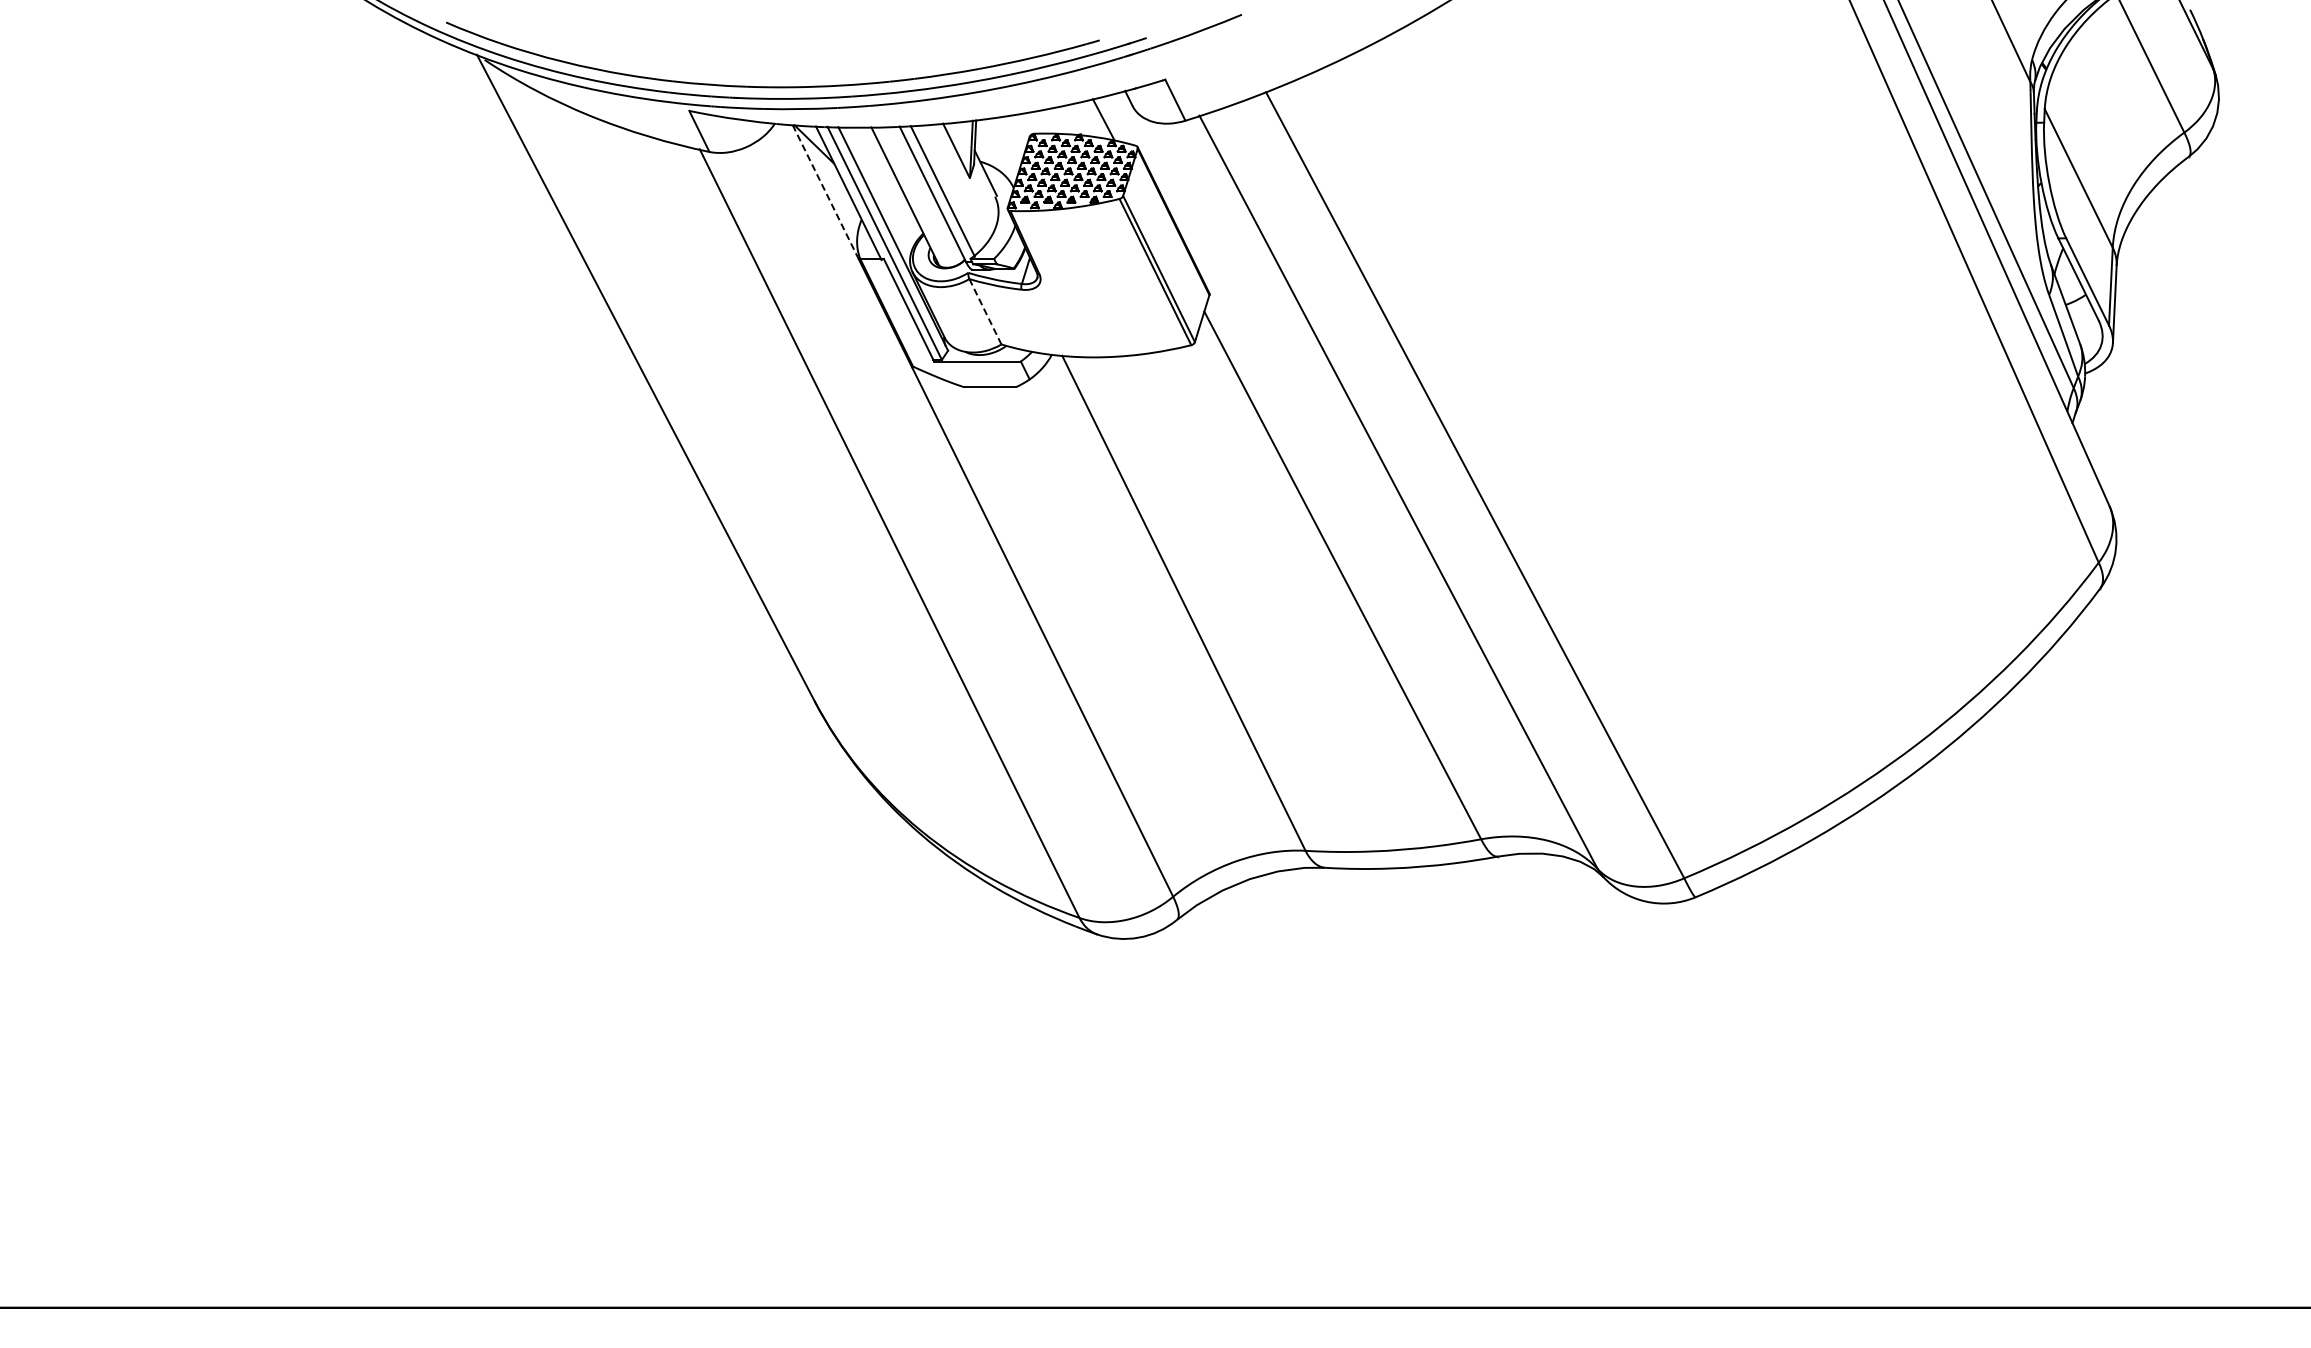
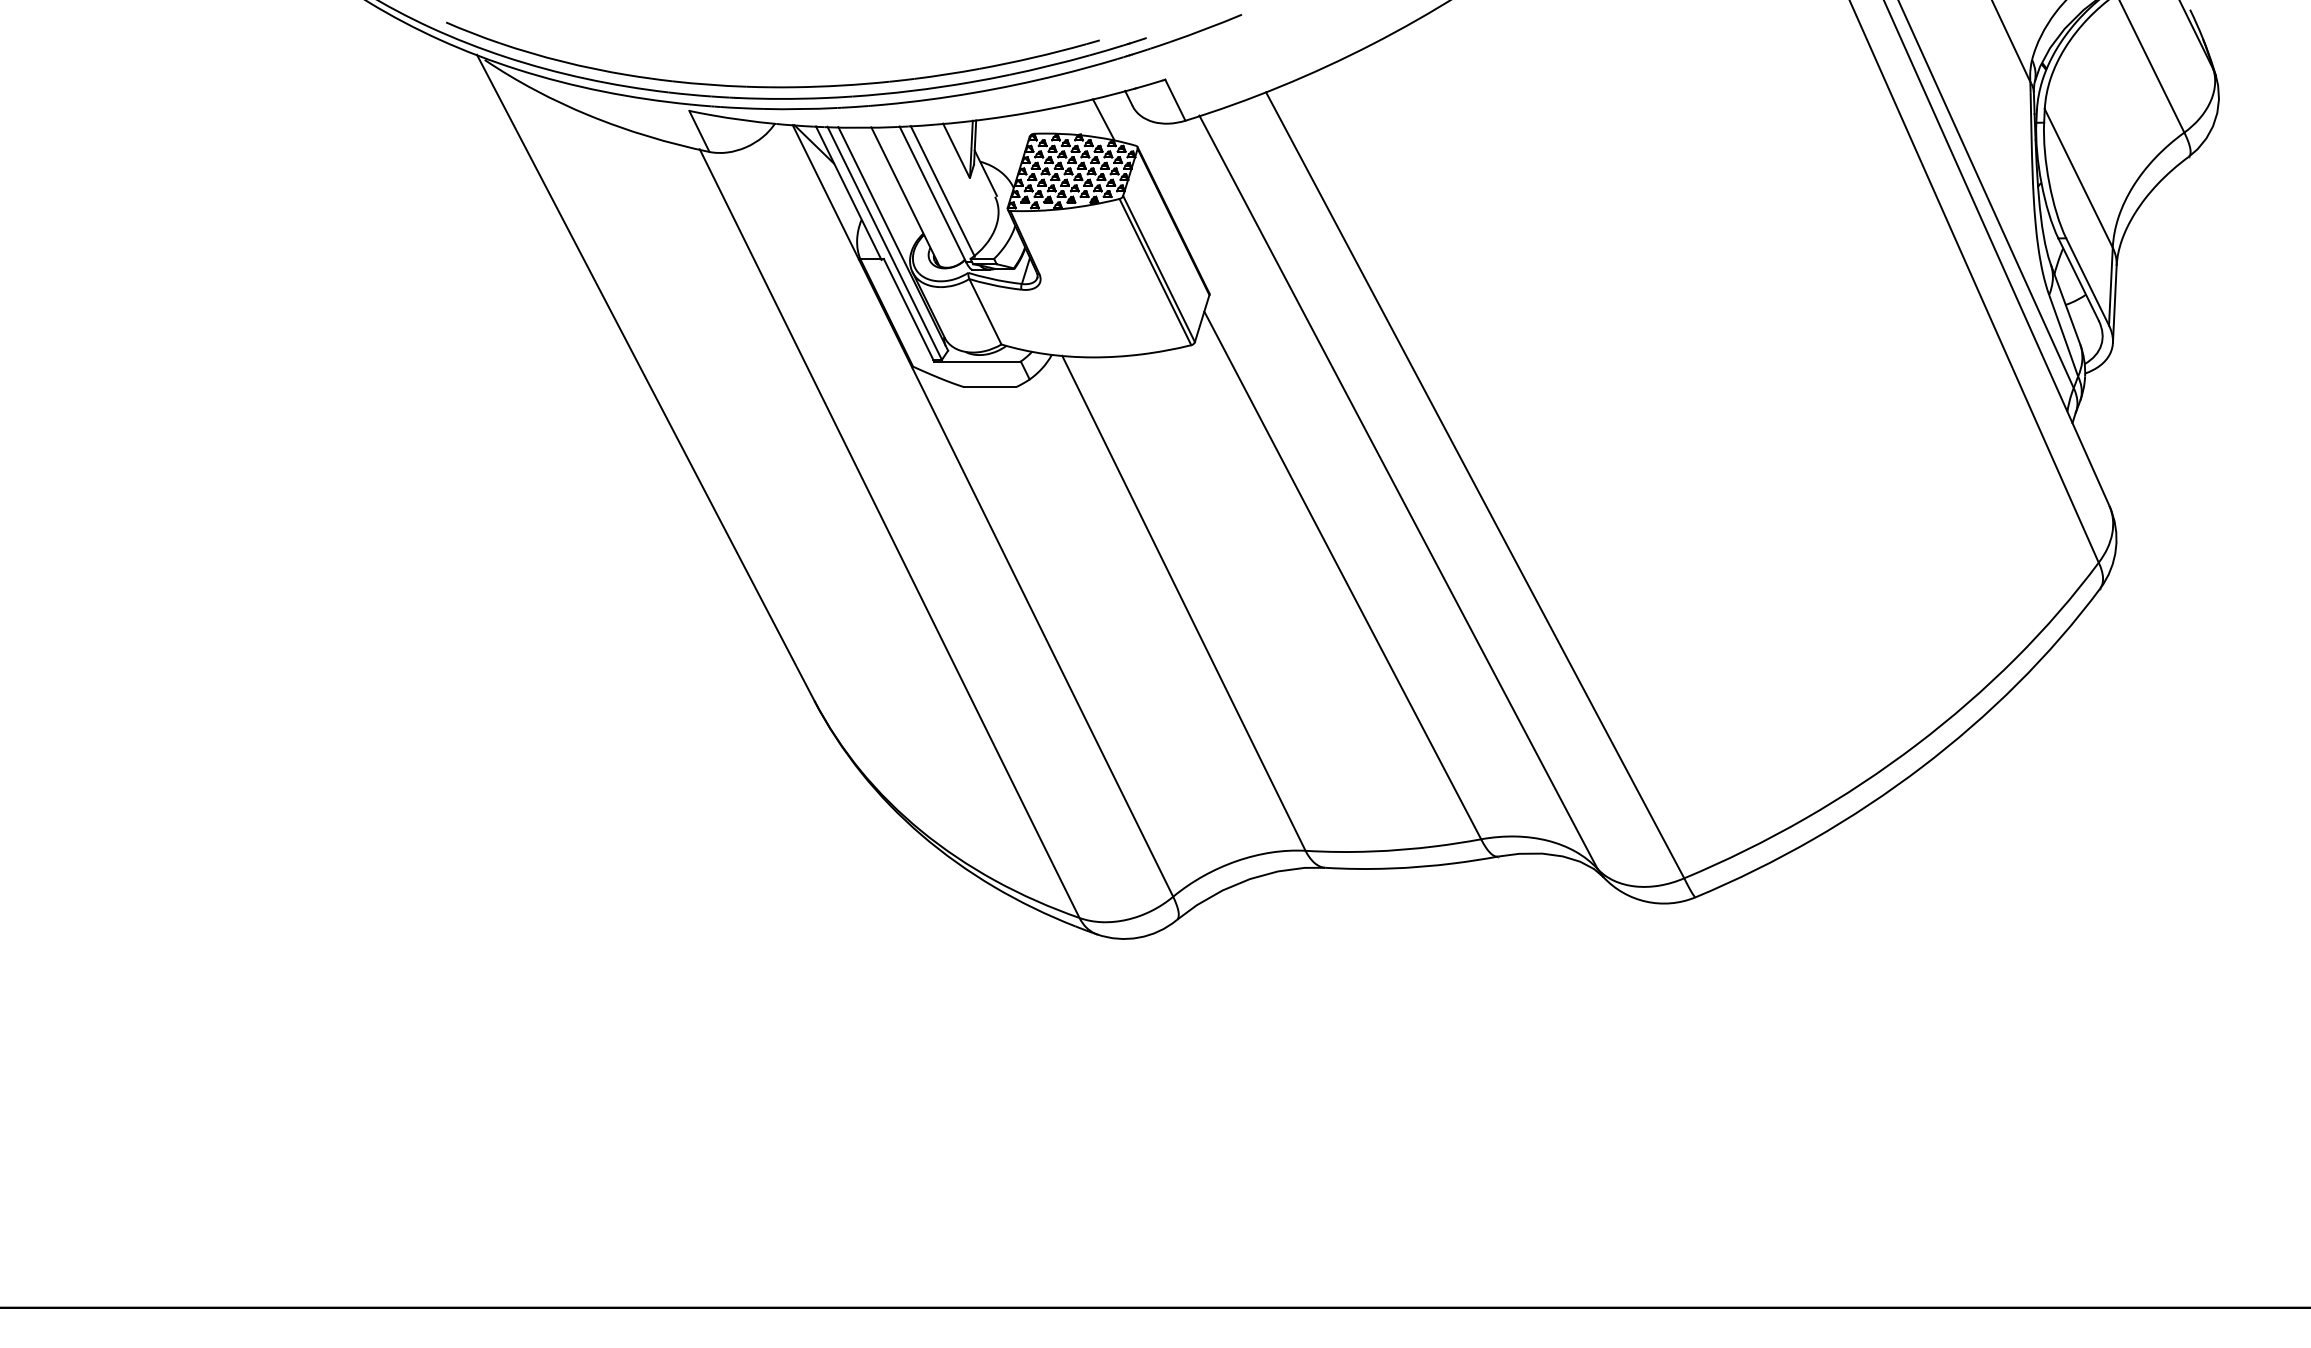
line: dashed -> solid (825, 192)
line: dashed -> solid (985, 312)
